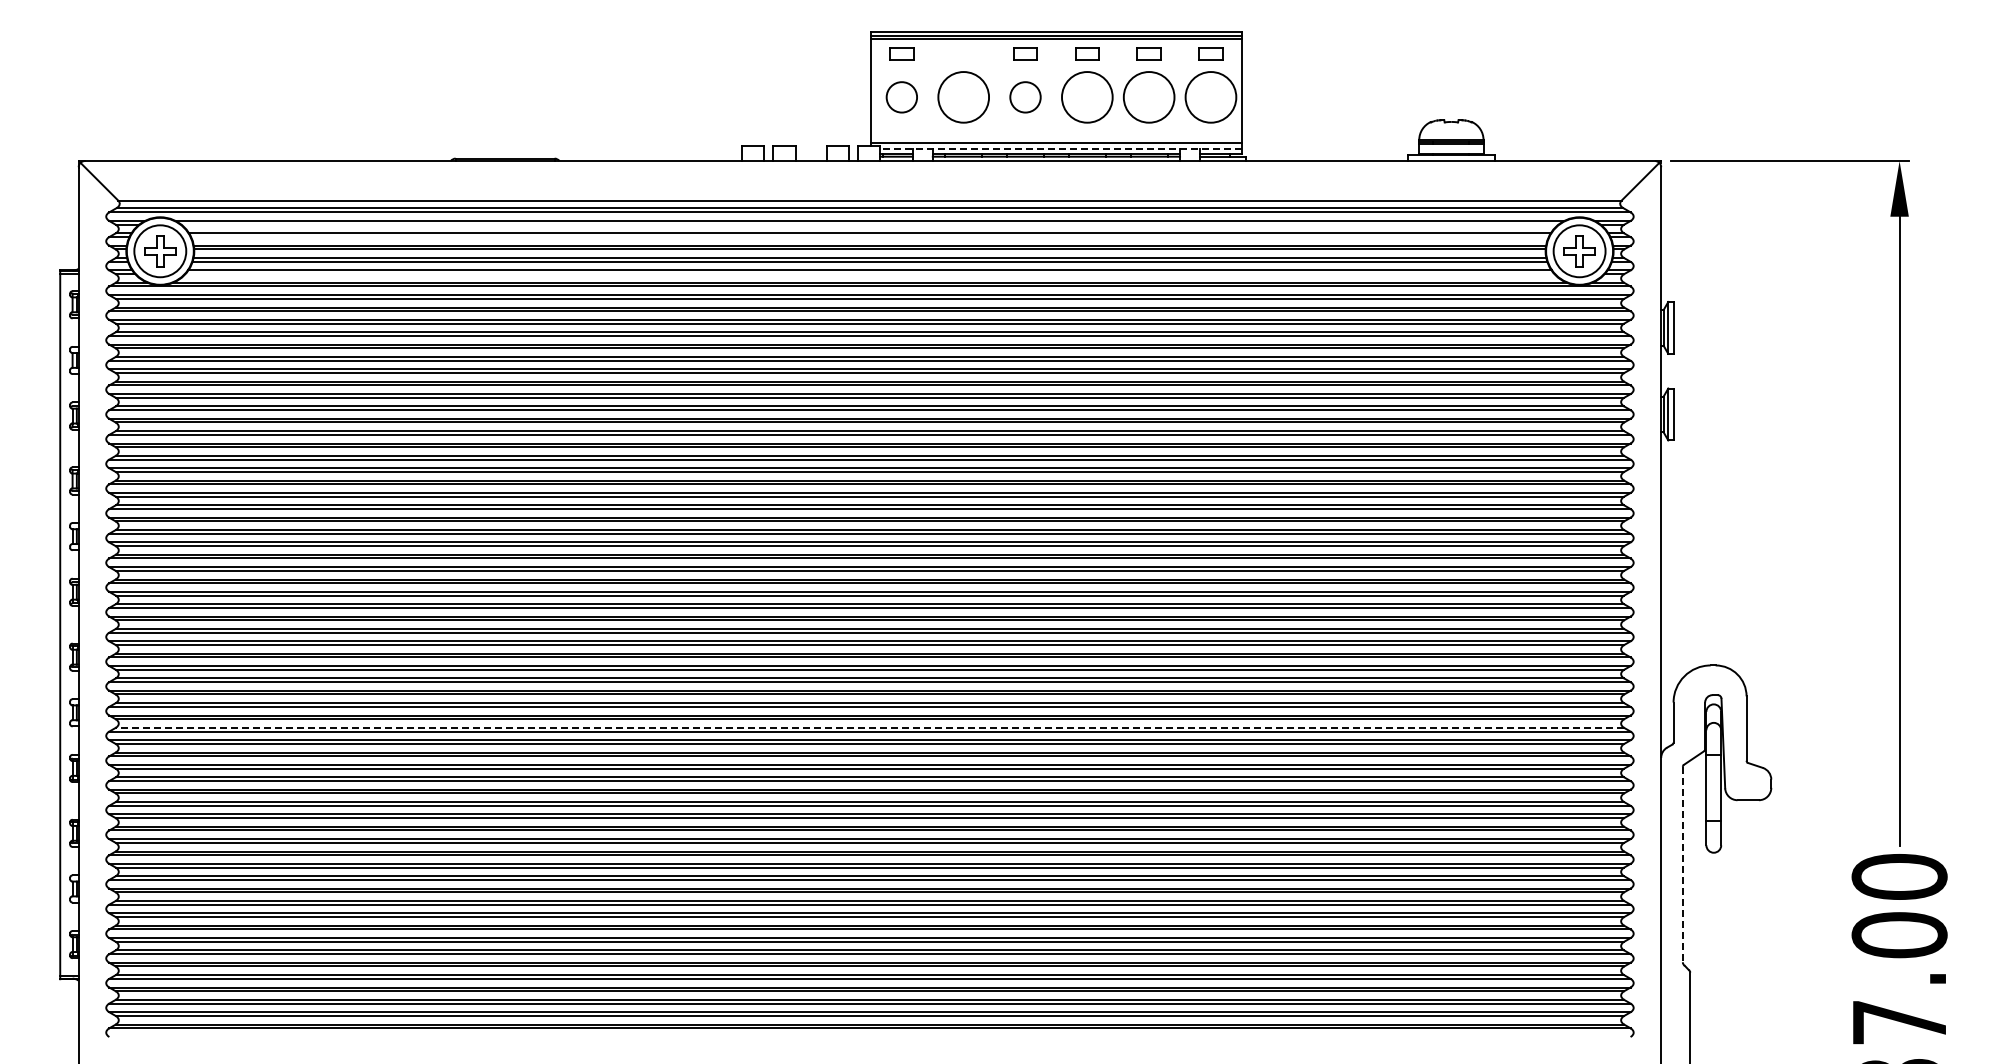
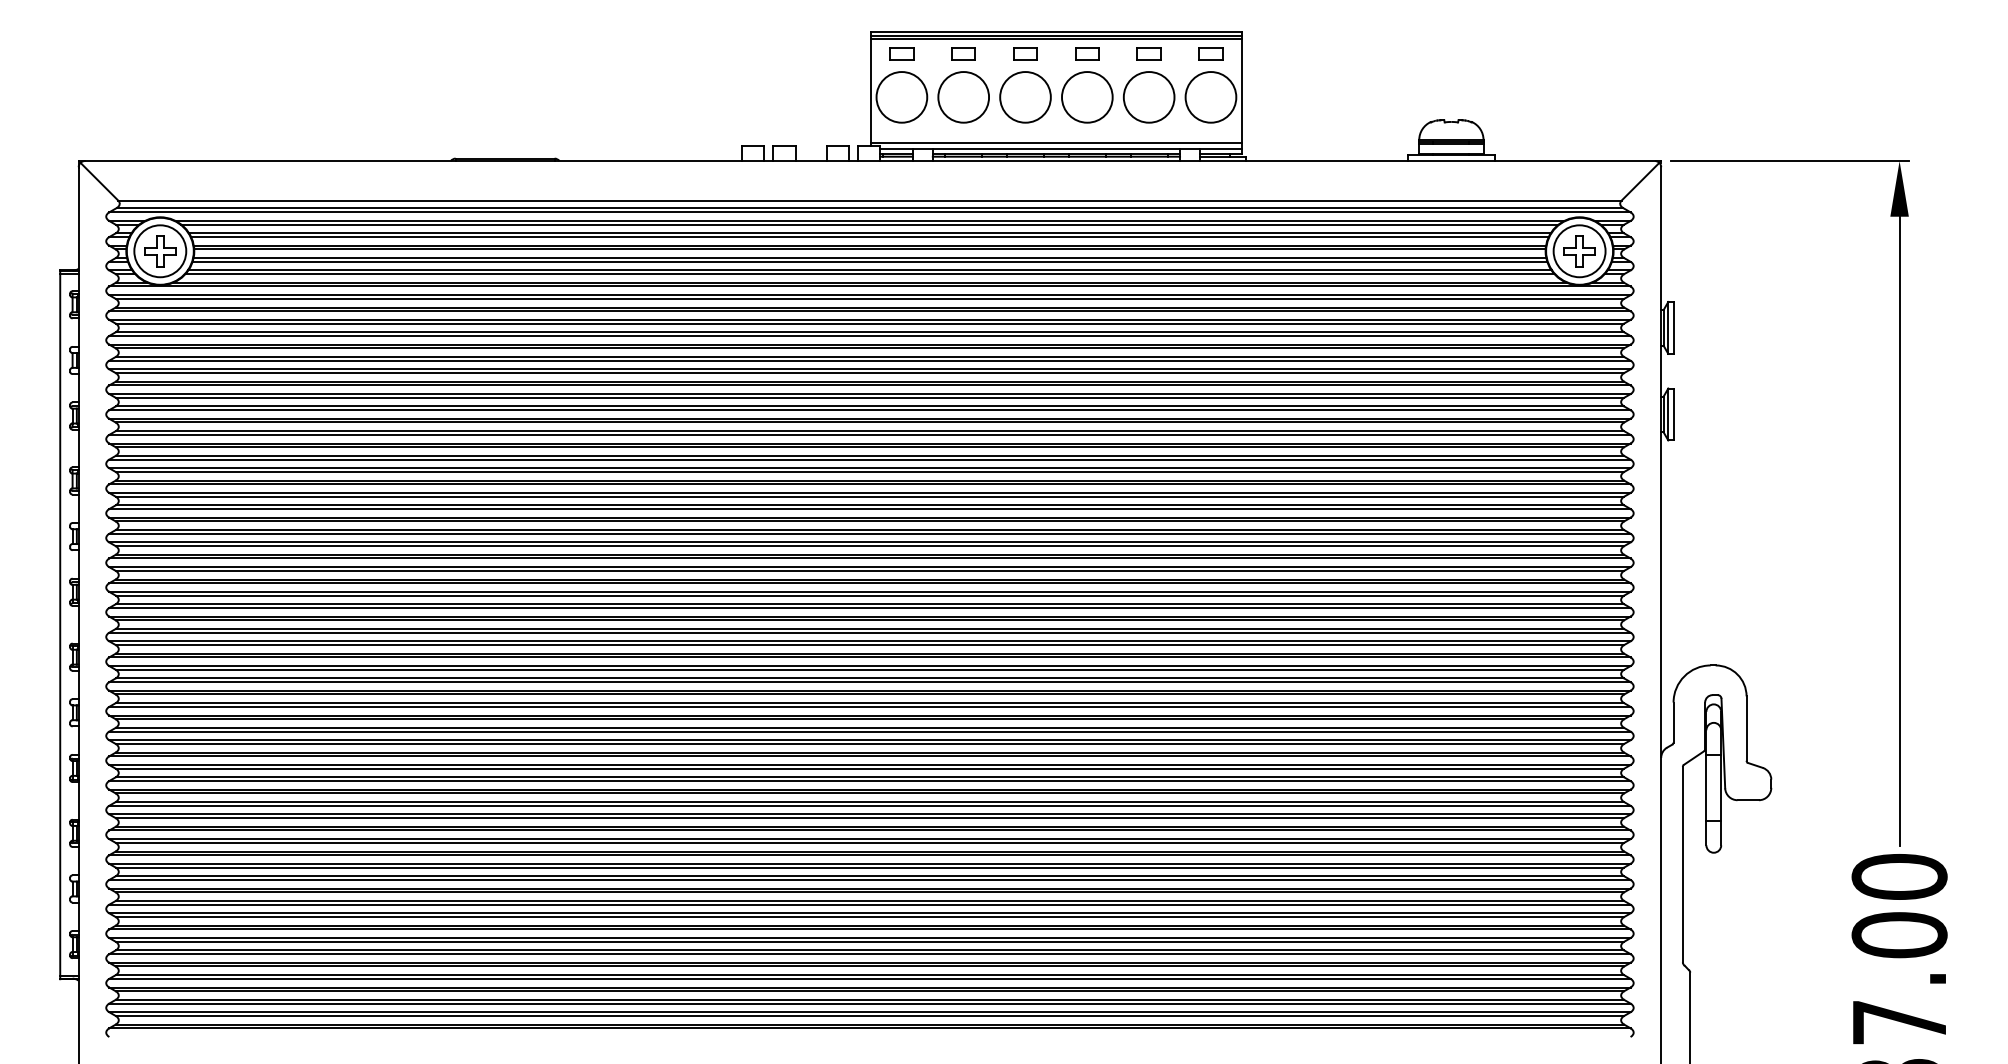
part: none -> present (963, 53)
circle diameter: 30 px -> 51 px (901, 97)
circle diameter: 30 px -> 51 px (1025, 97)
line: dashed -> solid (1061, 148)
line: none -> present (869, 224)
line: none -> present (869, 237)
line: none -> present (869, 274)
line: dashed -> solid (869, 727)
line: dashed -> solid (1682, 864)
